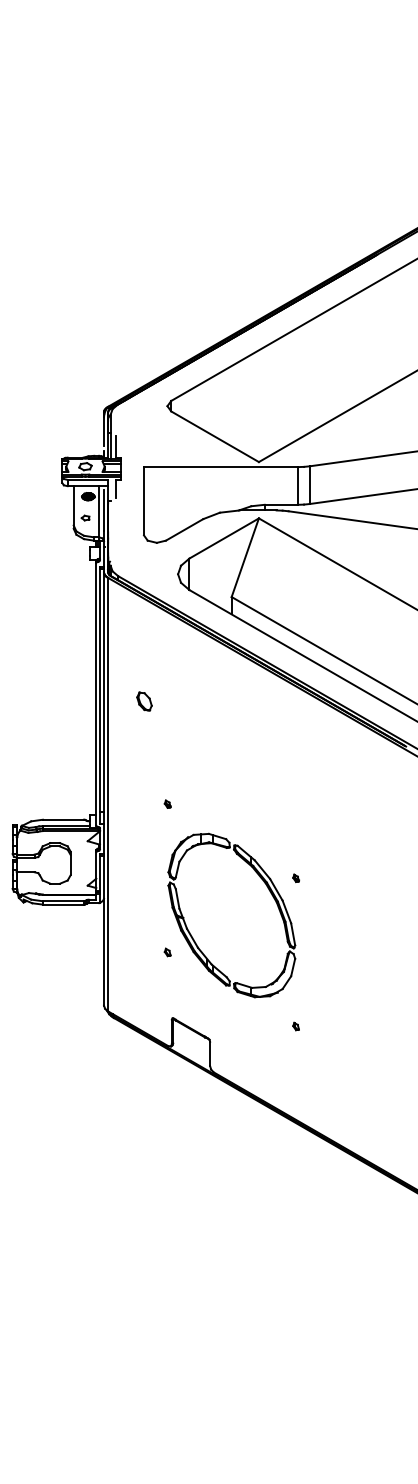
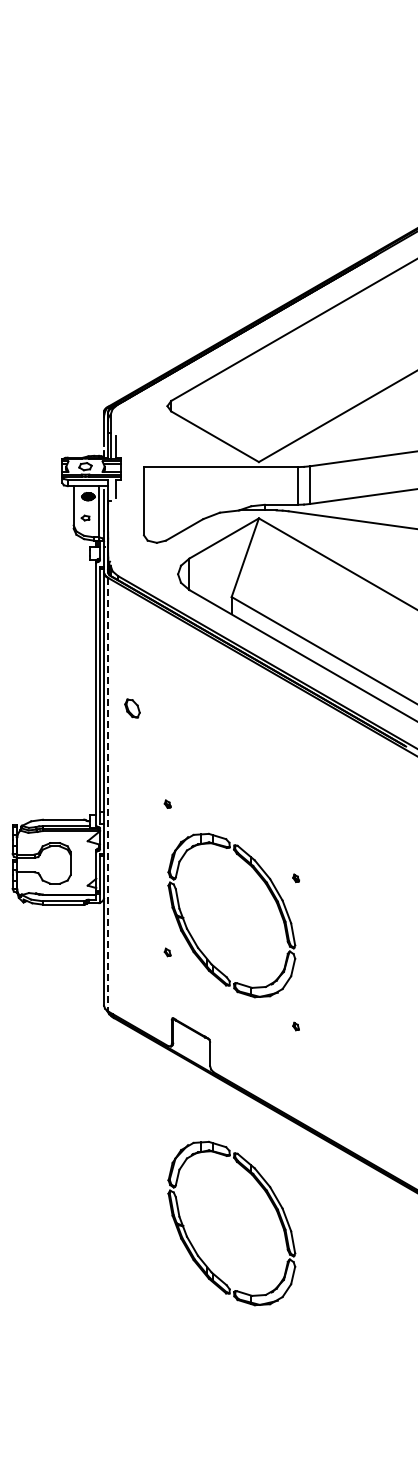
part position: (144, 701) -> (132, 708) (132, 708)
line: solid -> dashed (108, 794)
part: none -> present (193, 1245)
